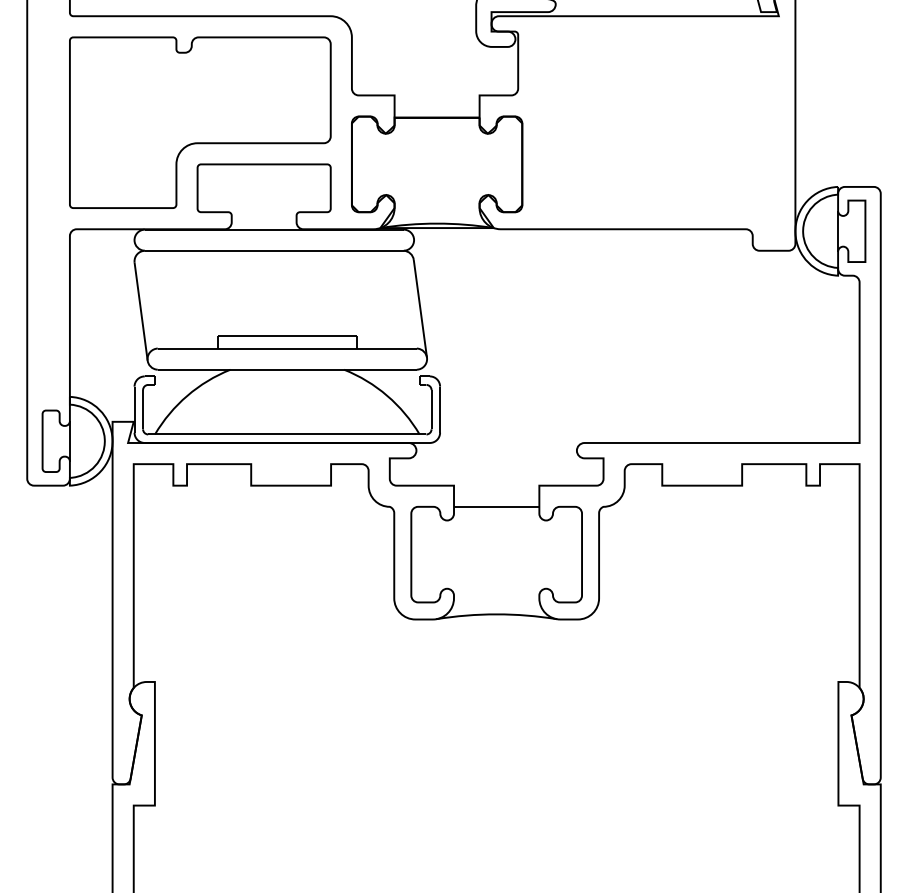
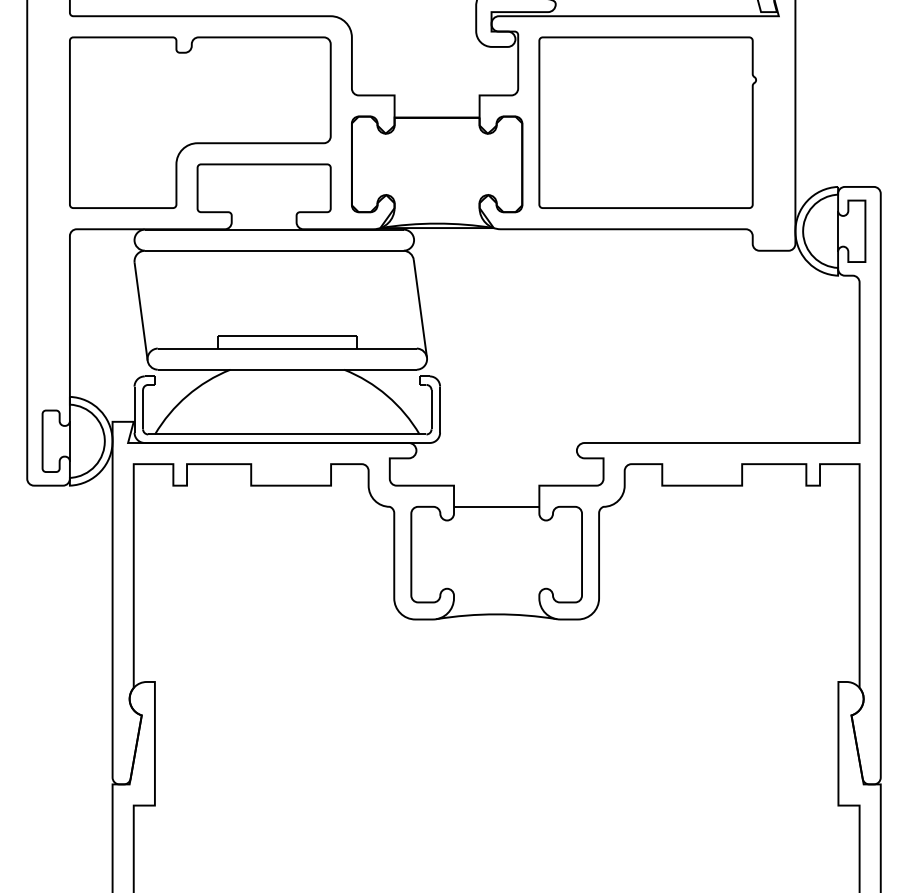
part: none -> present (647, 122)
